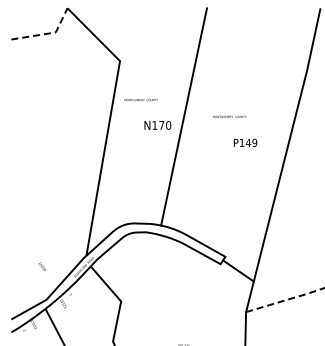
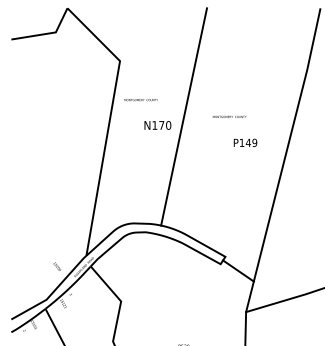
line: dashed -> solid (47, 33)
text position: (42, 266) -> (57, 266) (57, 266)
line: dashed -> solid (286, 300)
